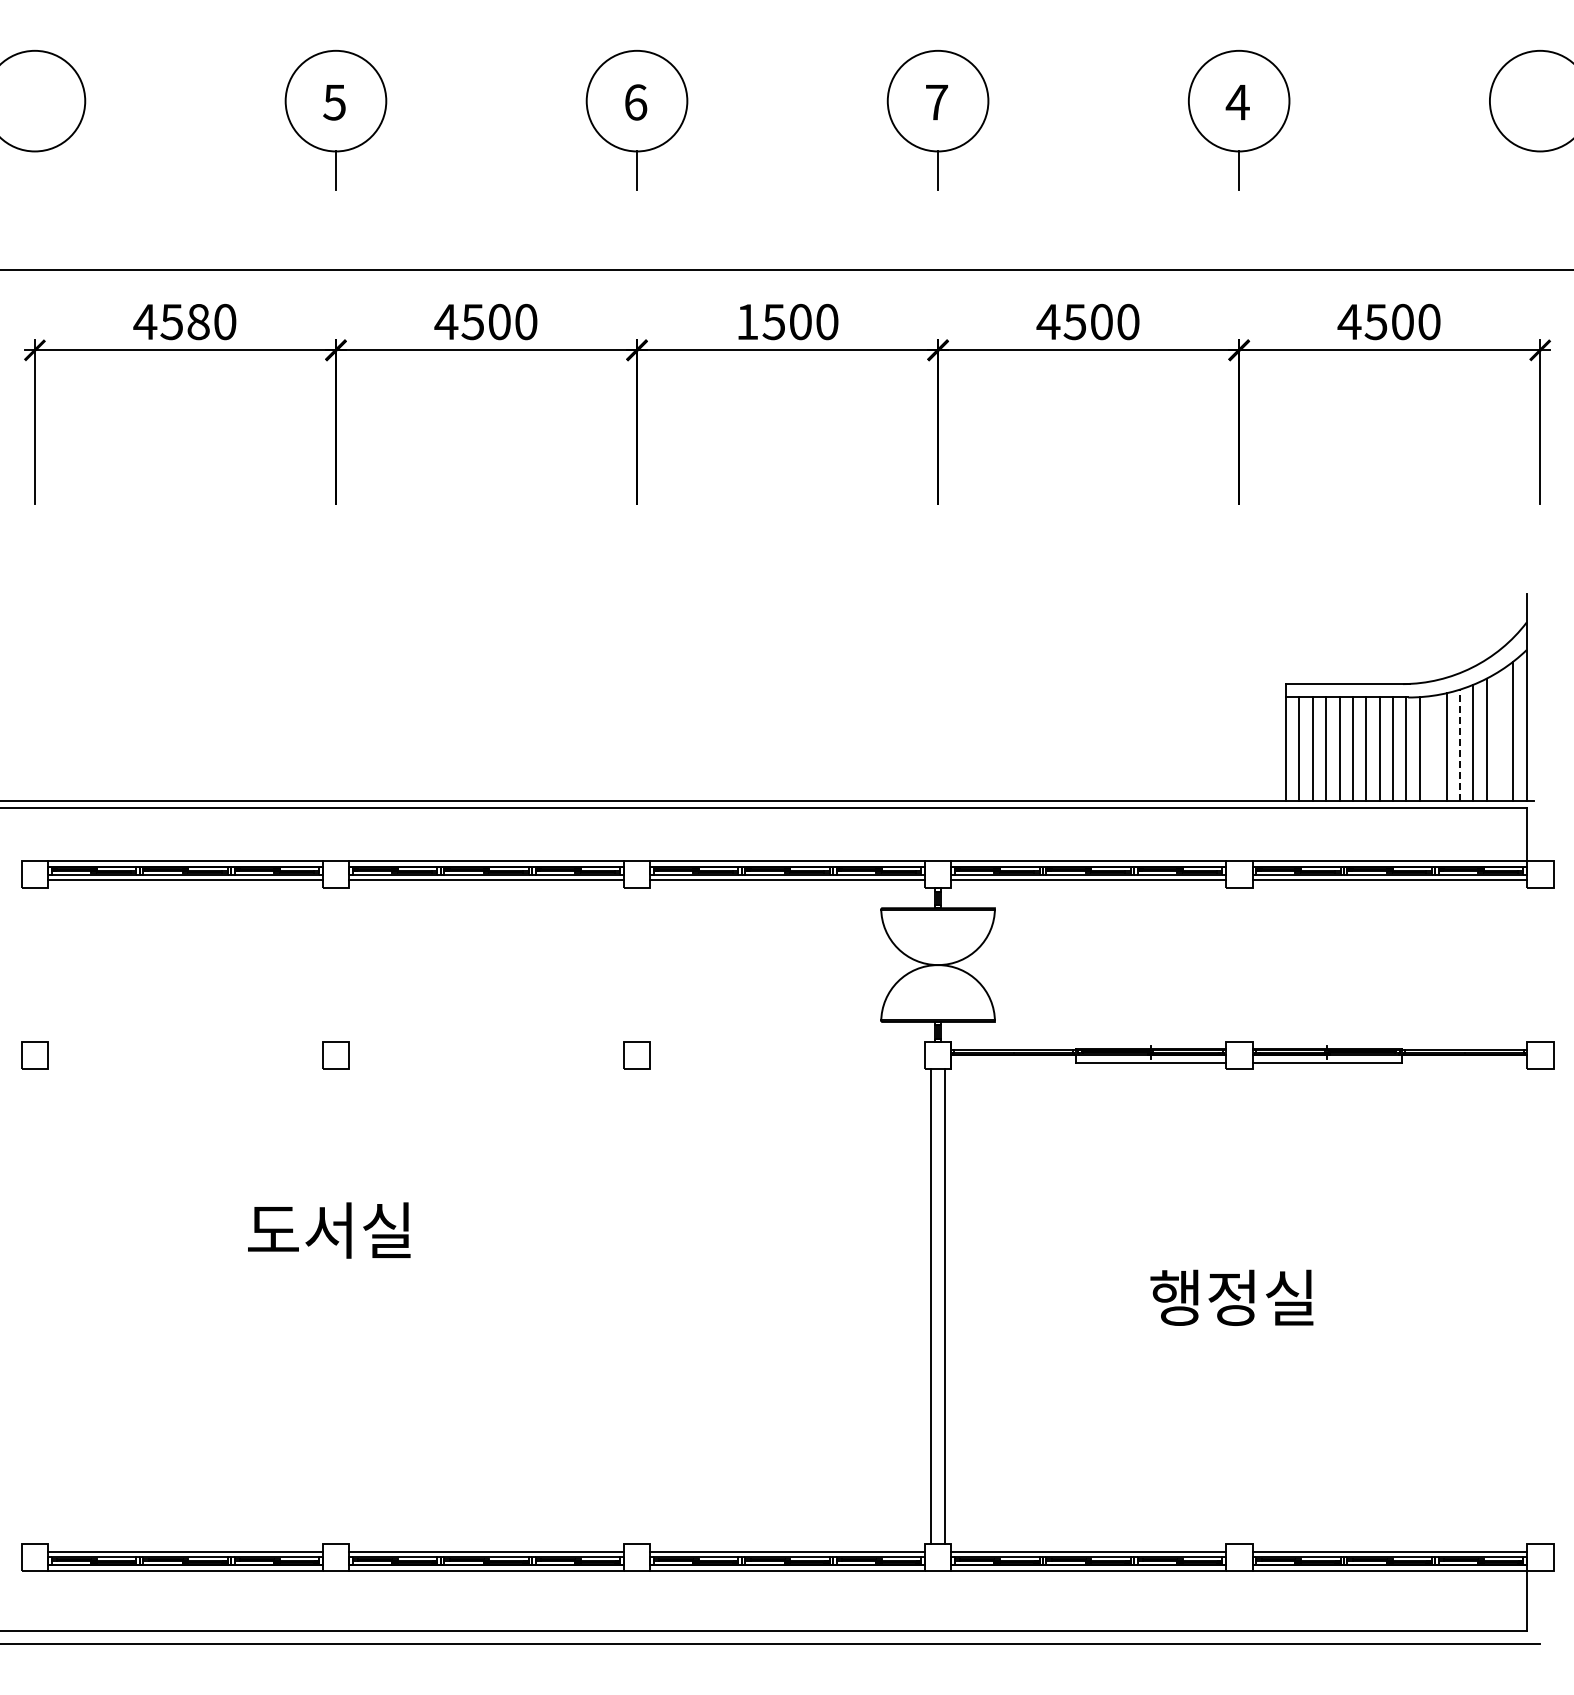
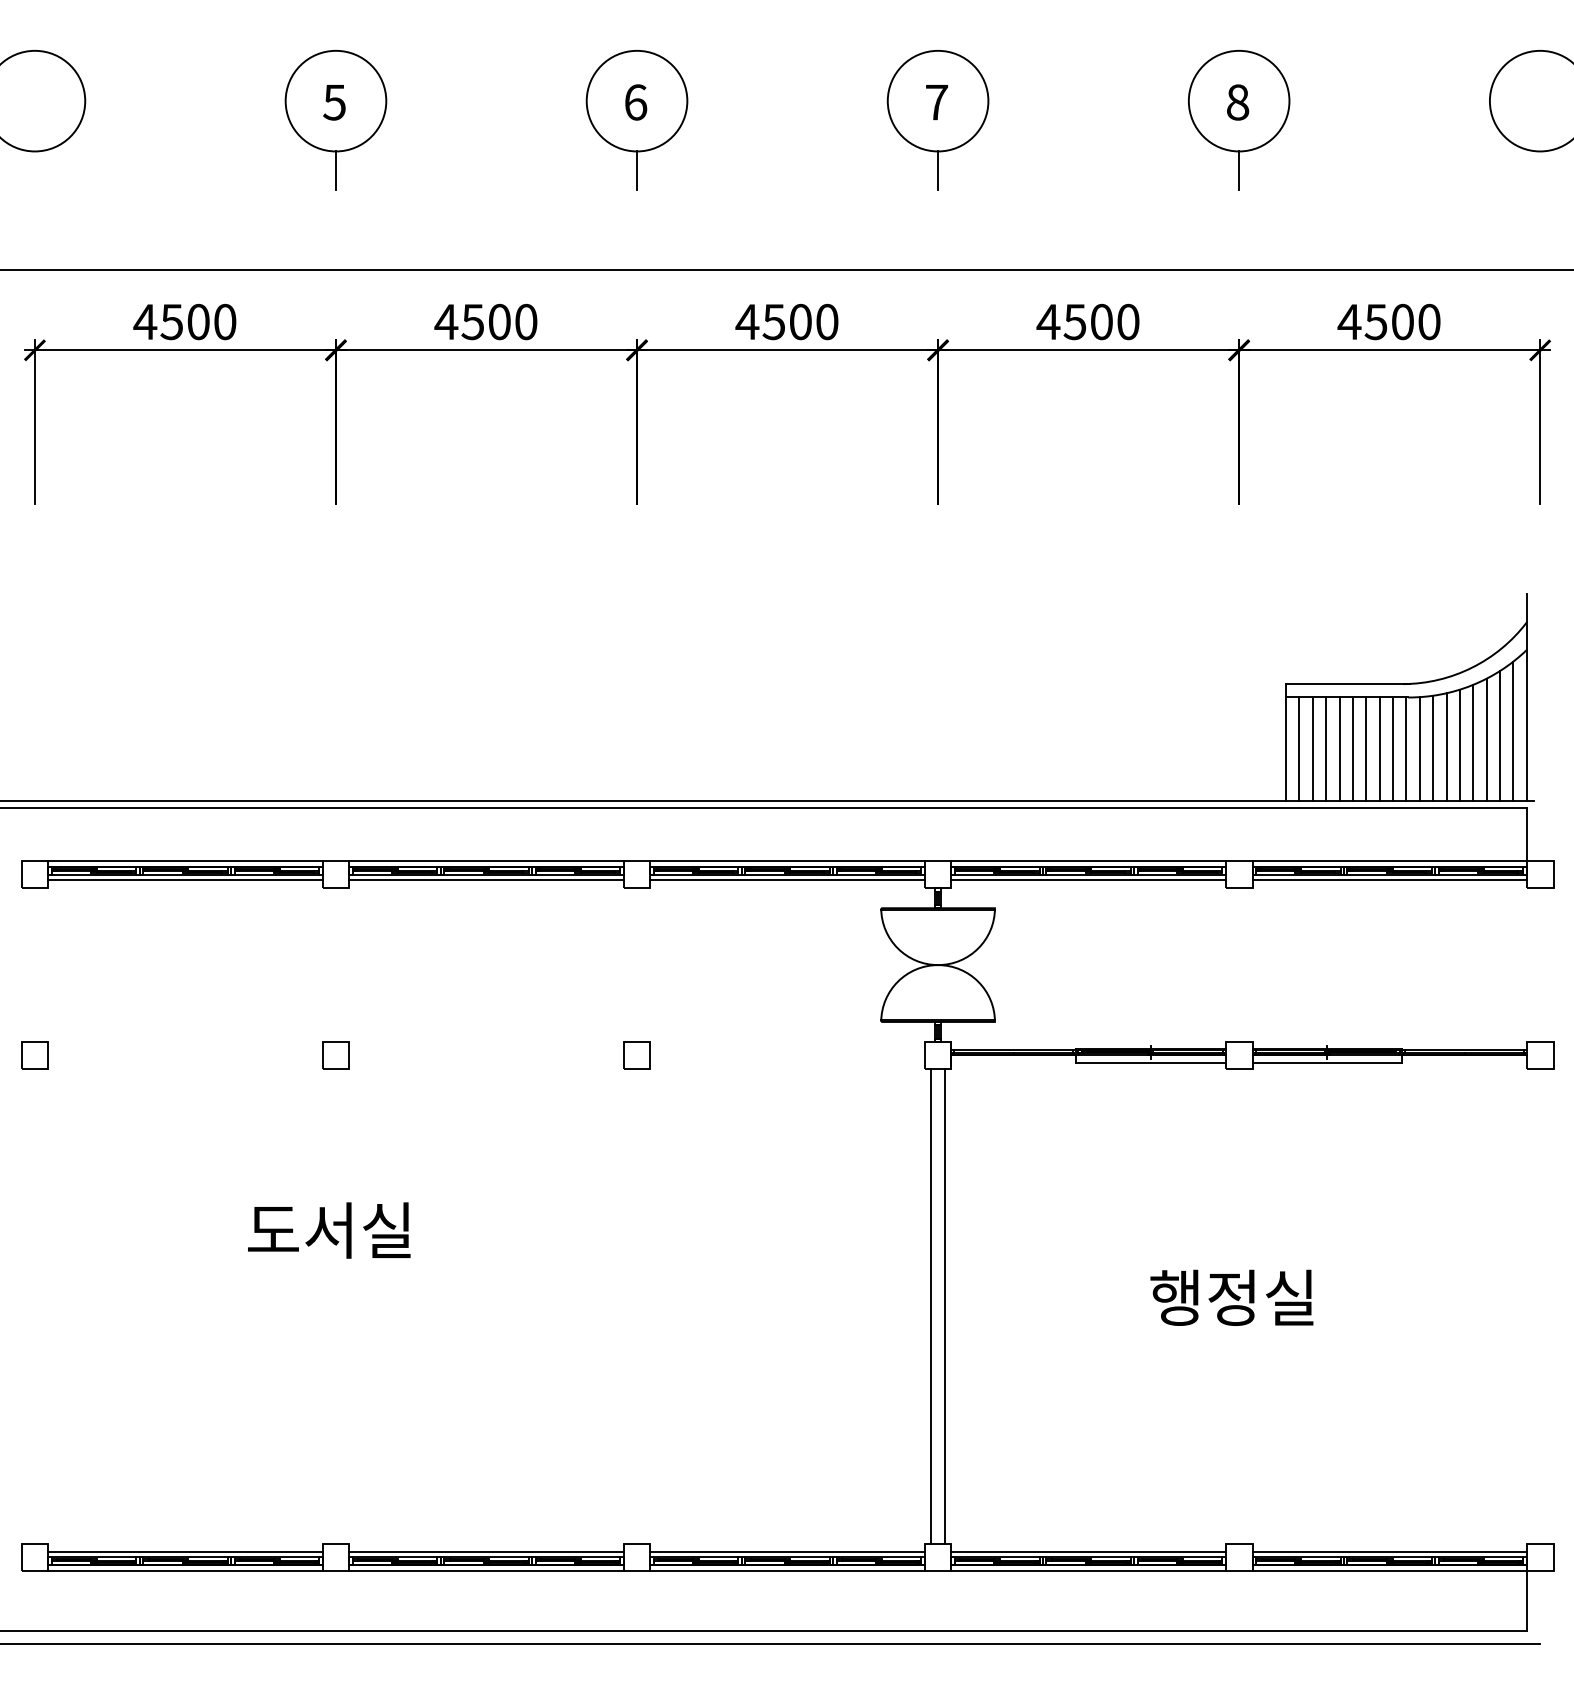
text: 4 -> 8 (1237, 102)
text: 4580 -> 4500 (198, 321)
text: 1500 -> 4500 (747, 321)
line: none -> present (1500, 736)
line: dashed -> solid (1459, 745)
line: none -> present (1433, 748)
